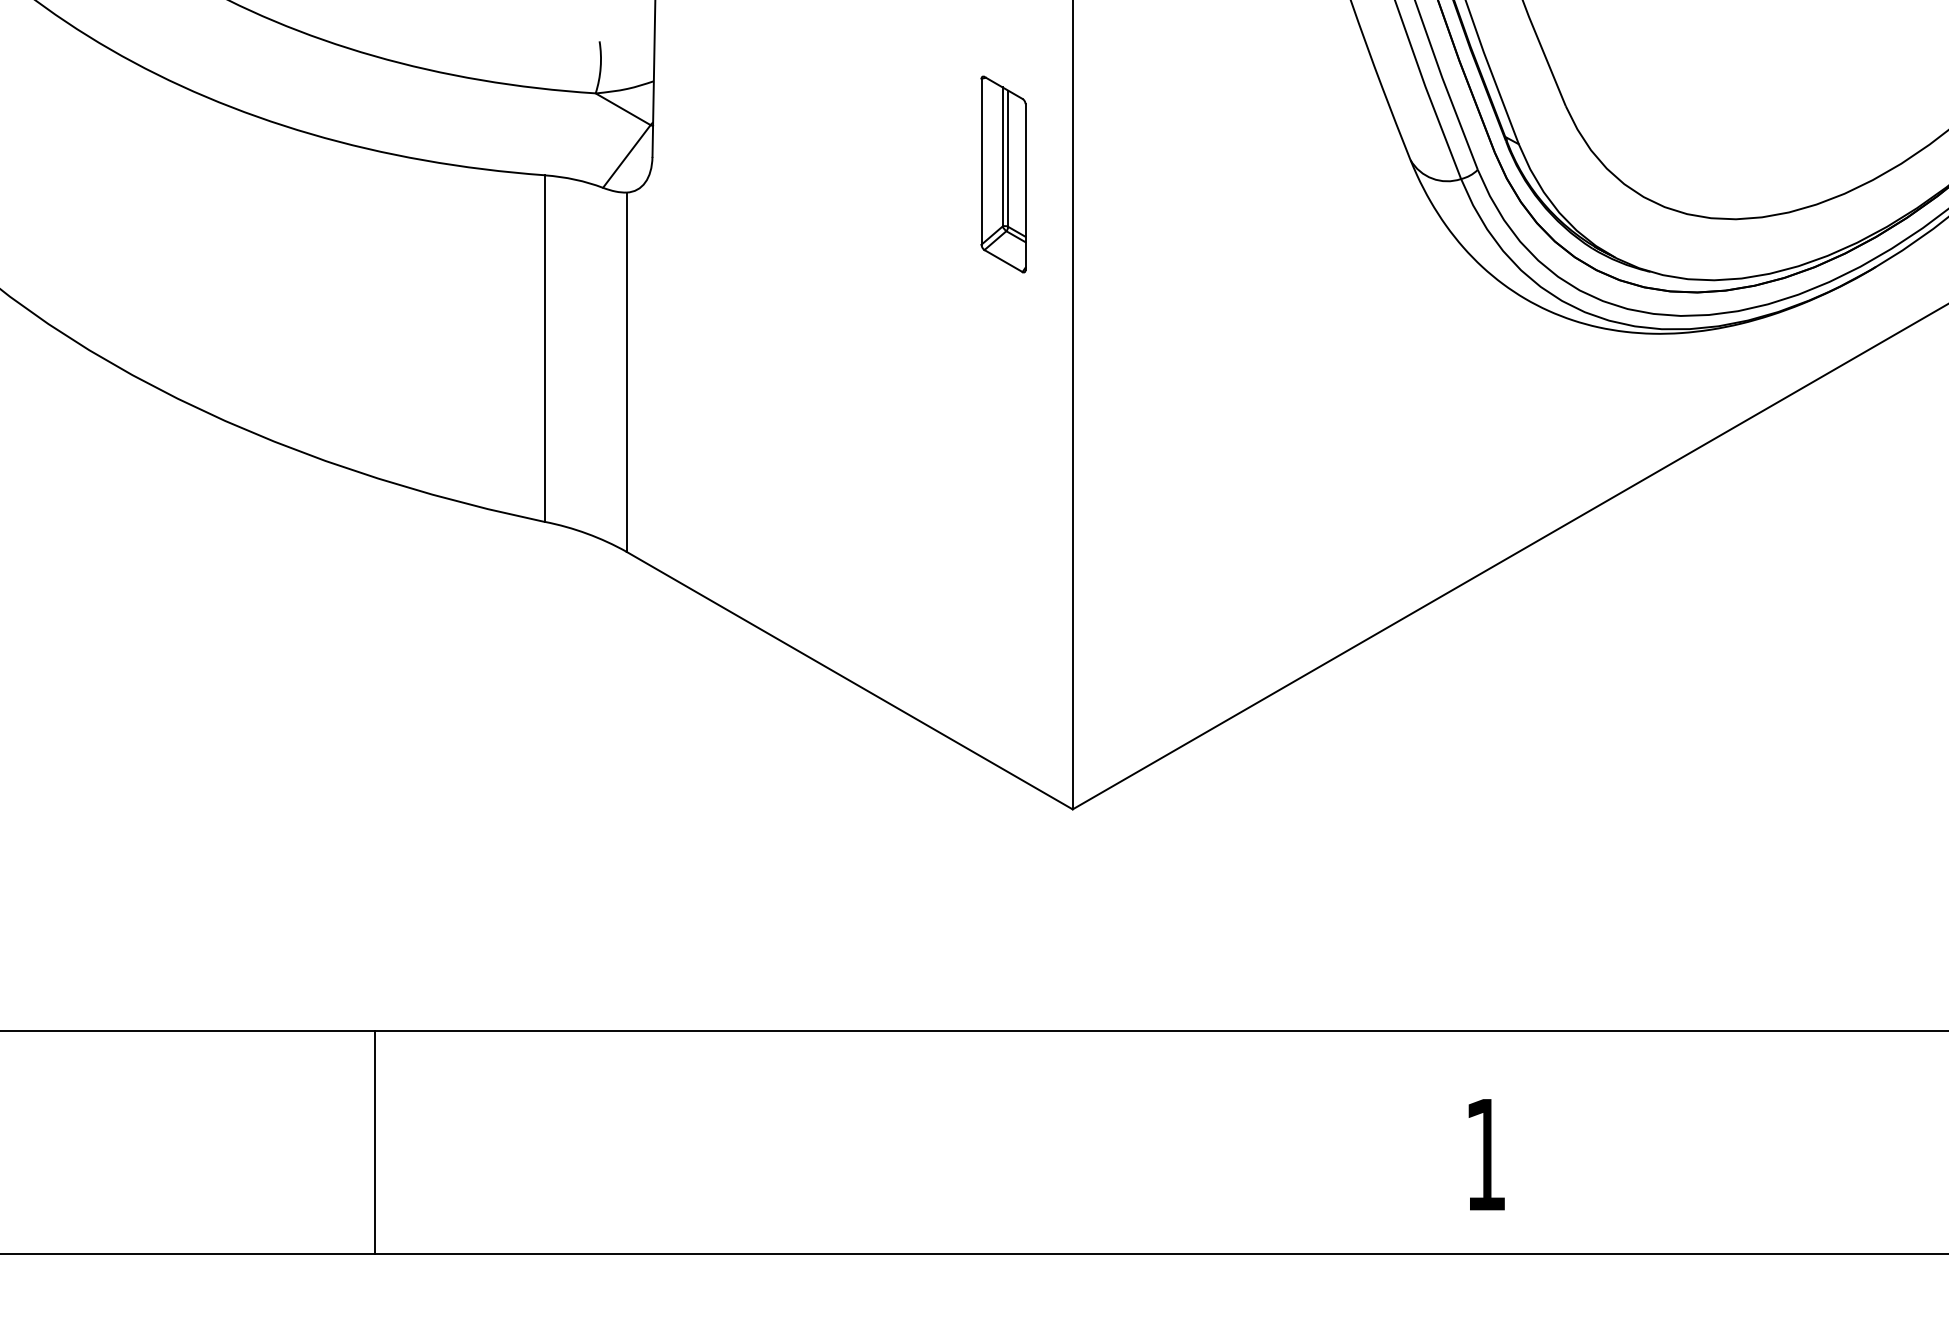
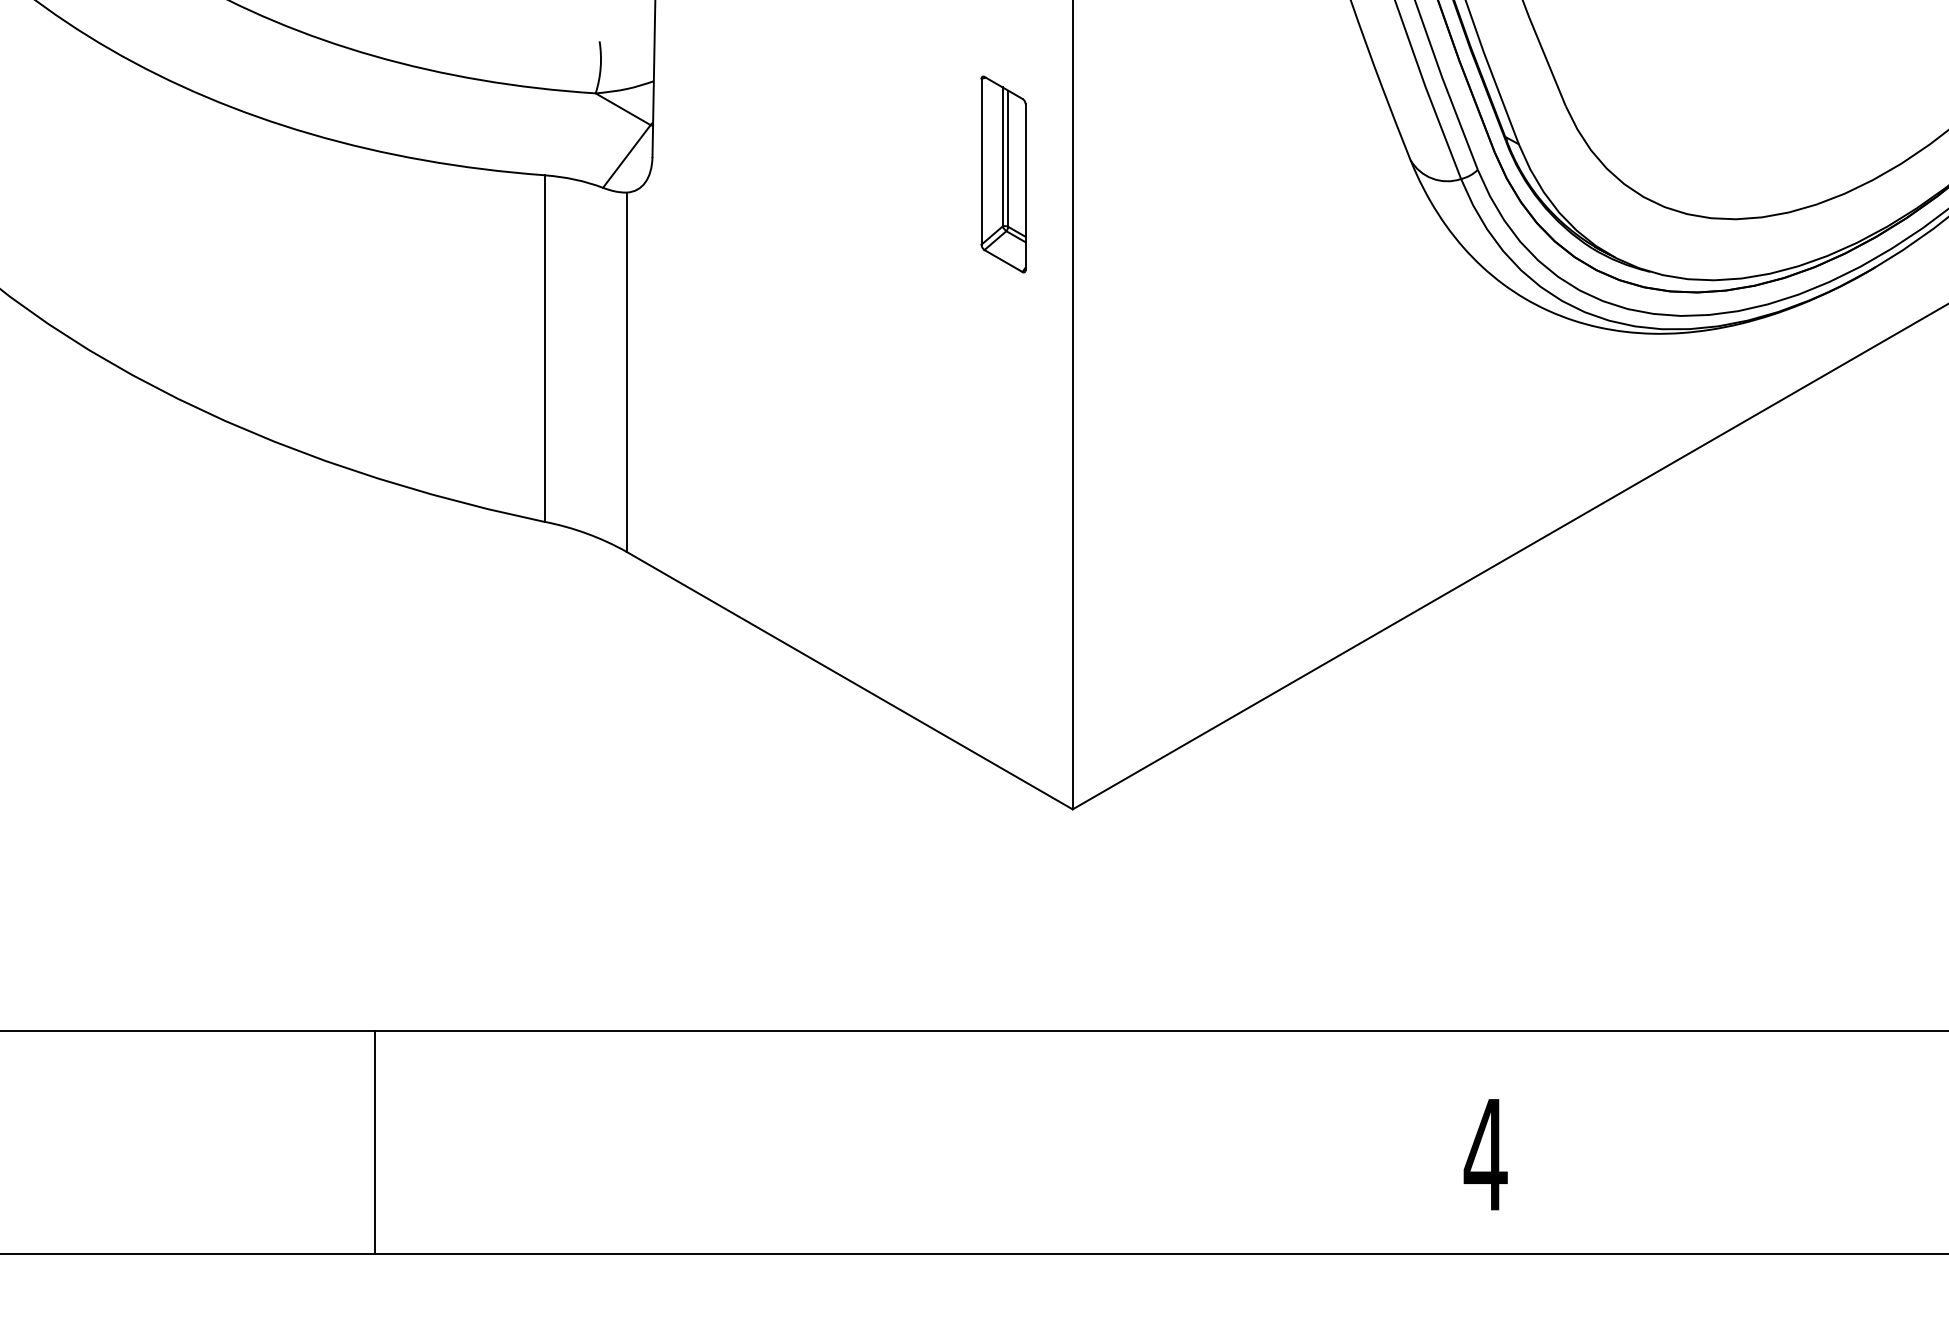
text: 1 -> 4 (1485, 1154)
